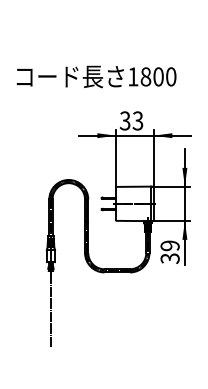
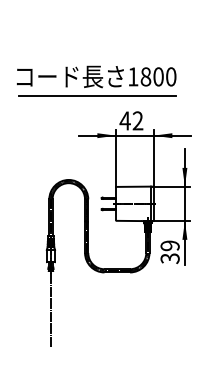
line: none -> present (96, 95)
text: 33 -> 42 (131, 120)
